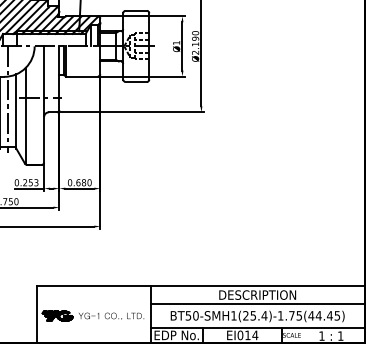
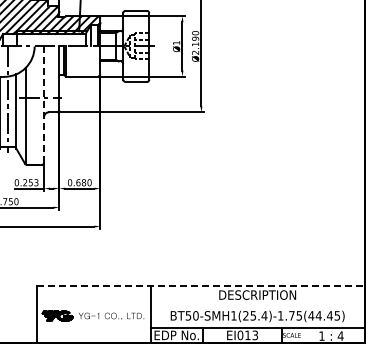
line: solid -> dashed (44, 103)
line: solid -> dashed (200, 286)
line: present -> none (257, 304)
text: EI014 -> EI013 (255, 335)
text: 1 -> 4 (340, 335)
